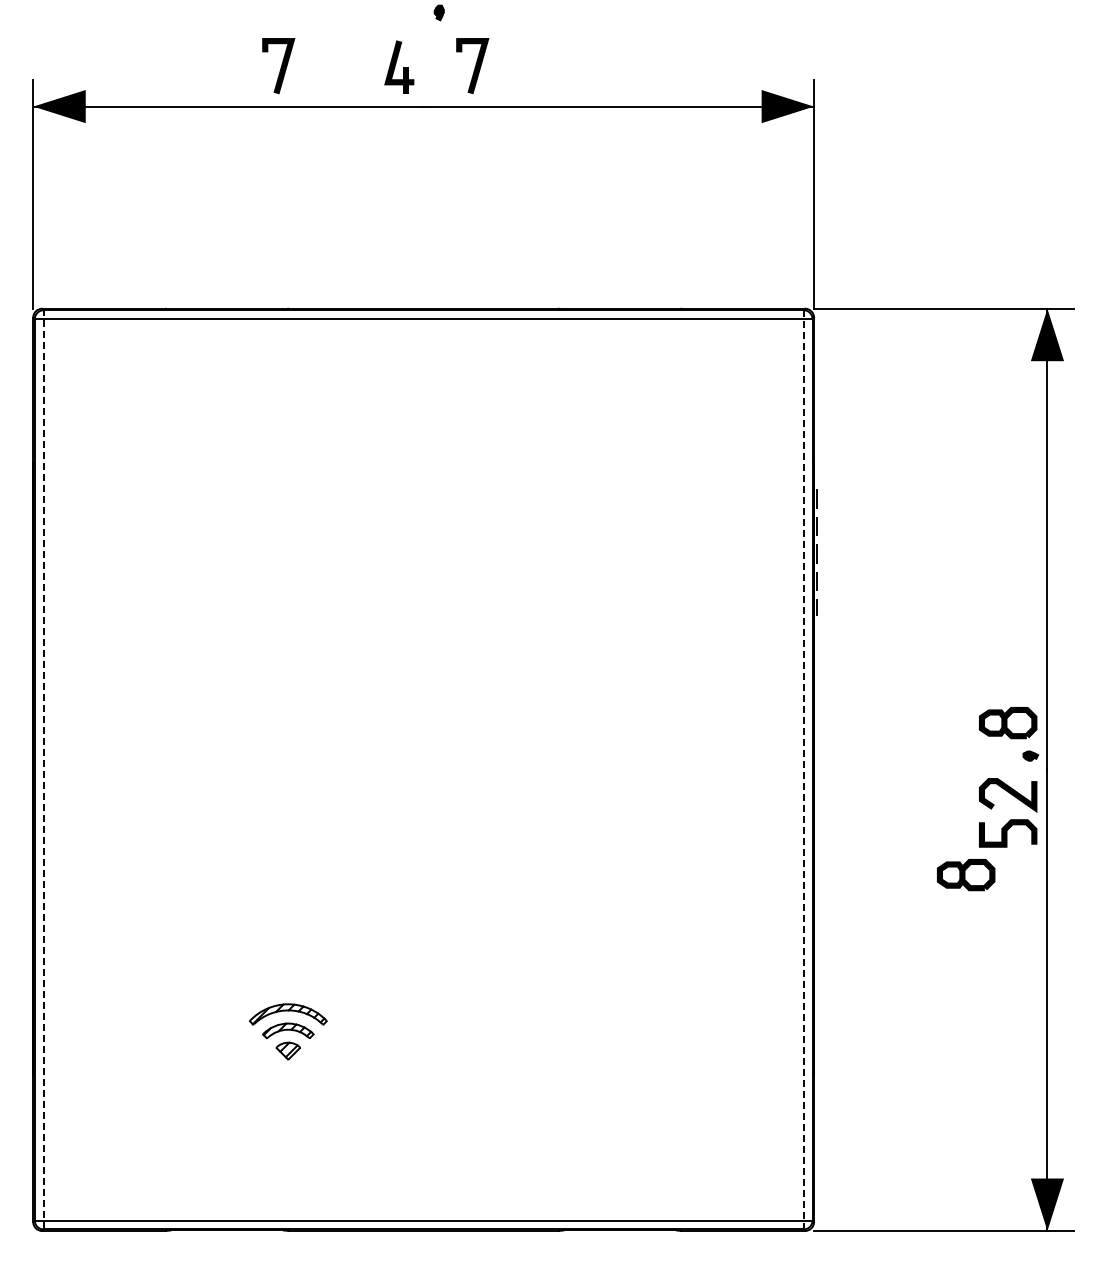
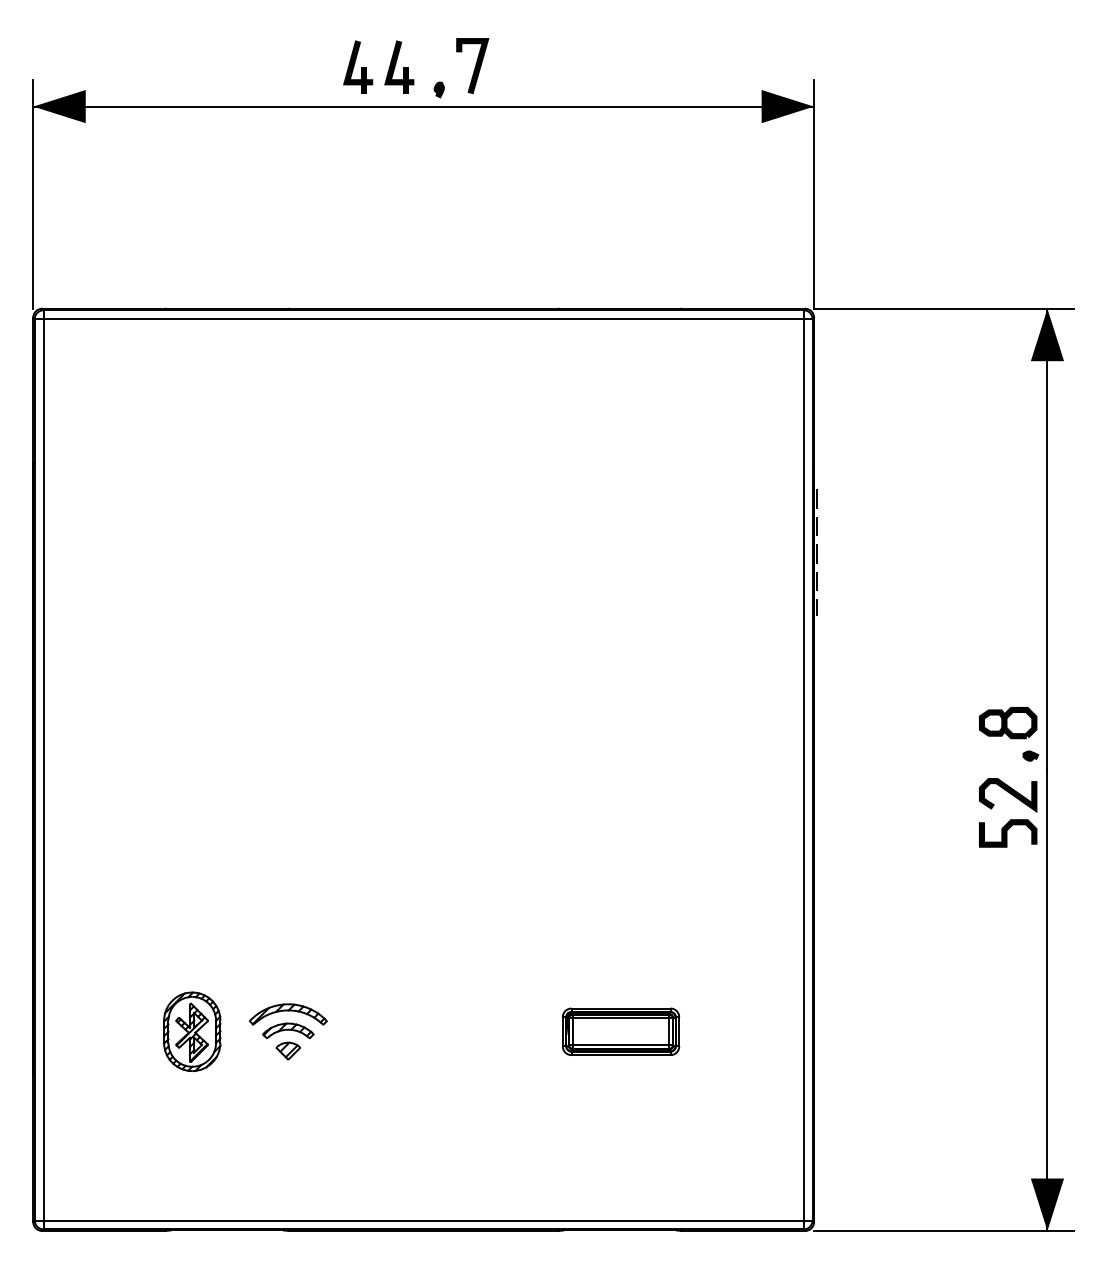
part position: (438, 12) -> (438, 89) (438, 89)
part: none -> present (358, 66)
line: present -> none (280, 67)
line: dashed -> solid (43, 769)
line: dashed -> solid (803, 769)
part: present -> none (966, 875)
part: none -> present (192, 1031)
part: none -> present (621, 1031)
